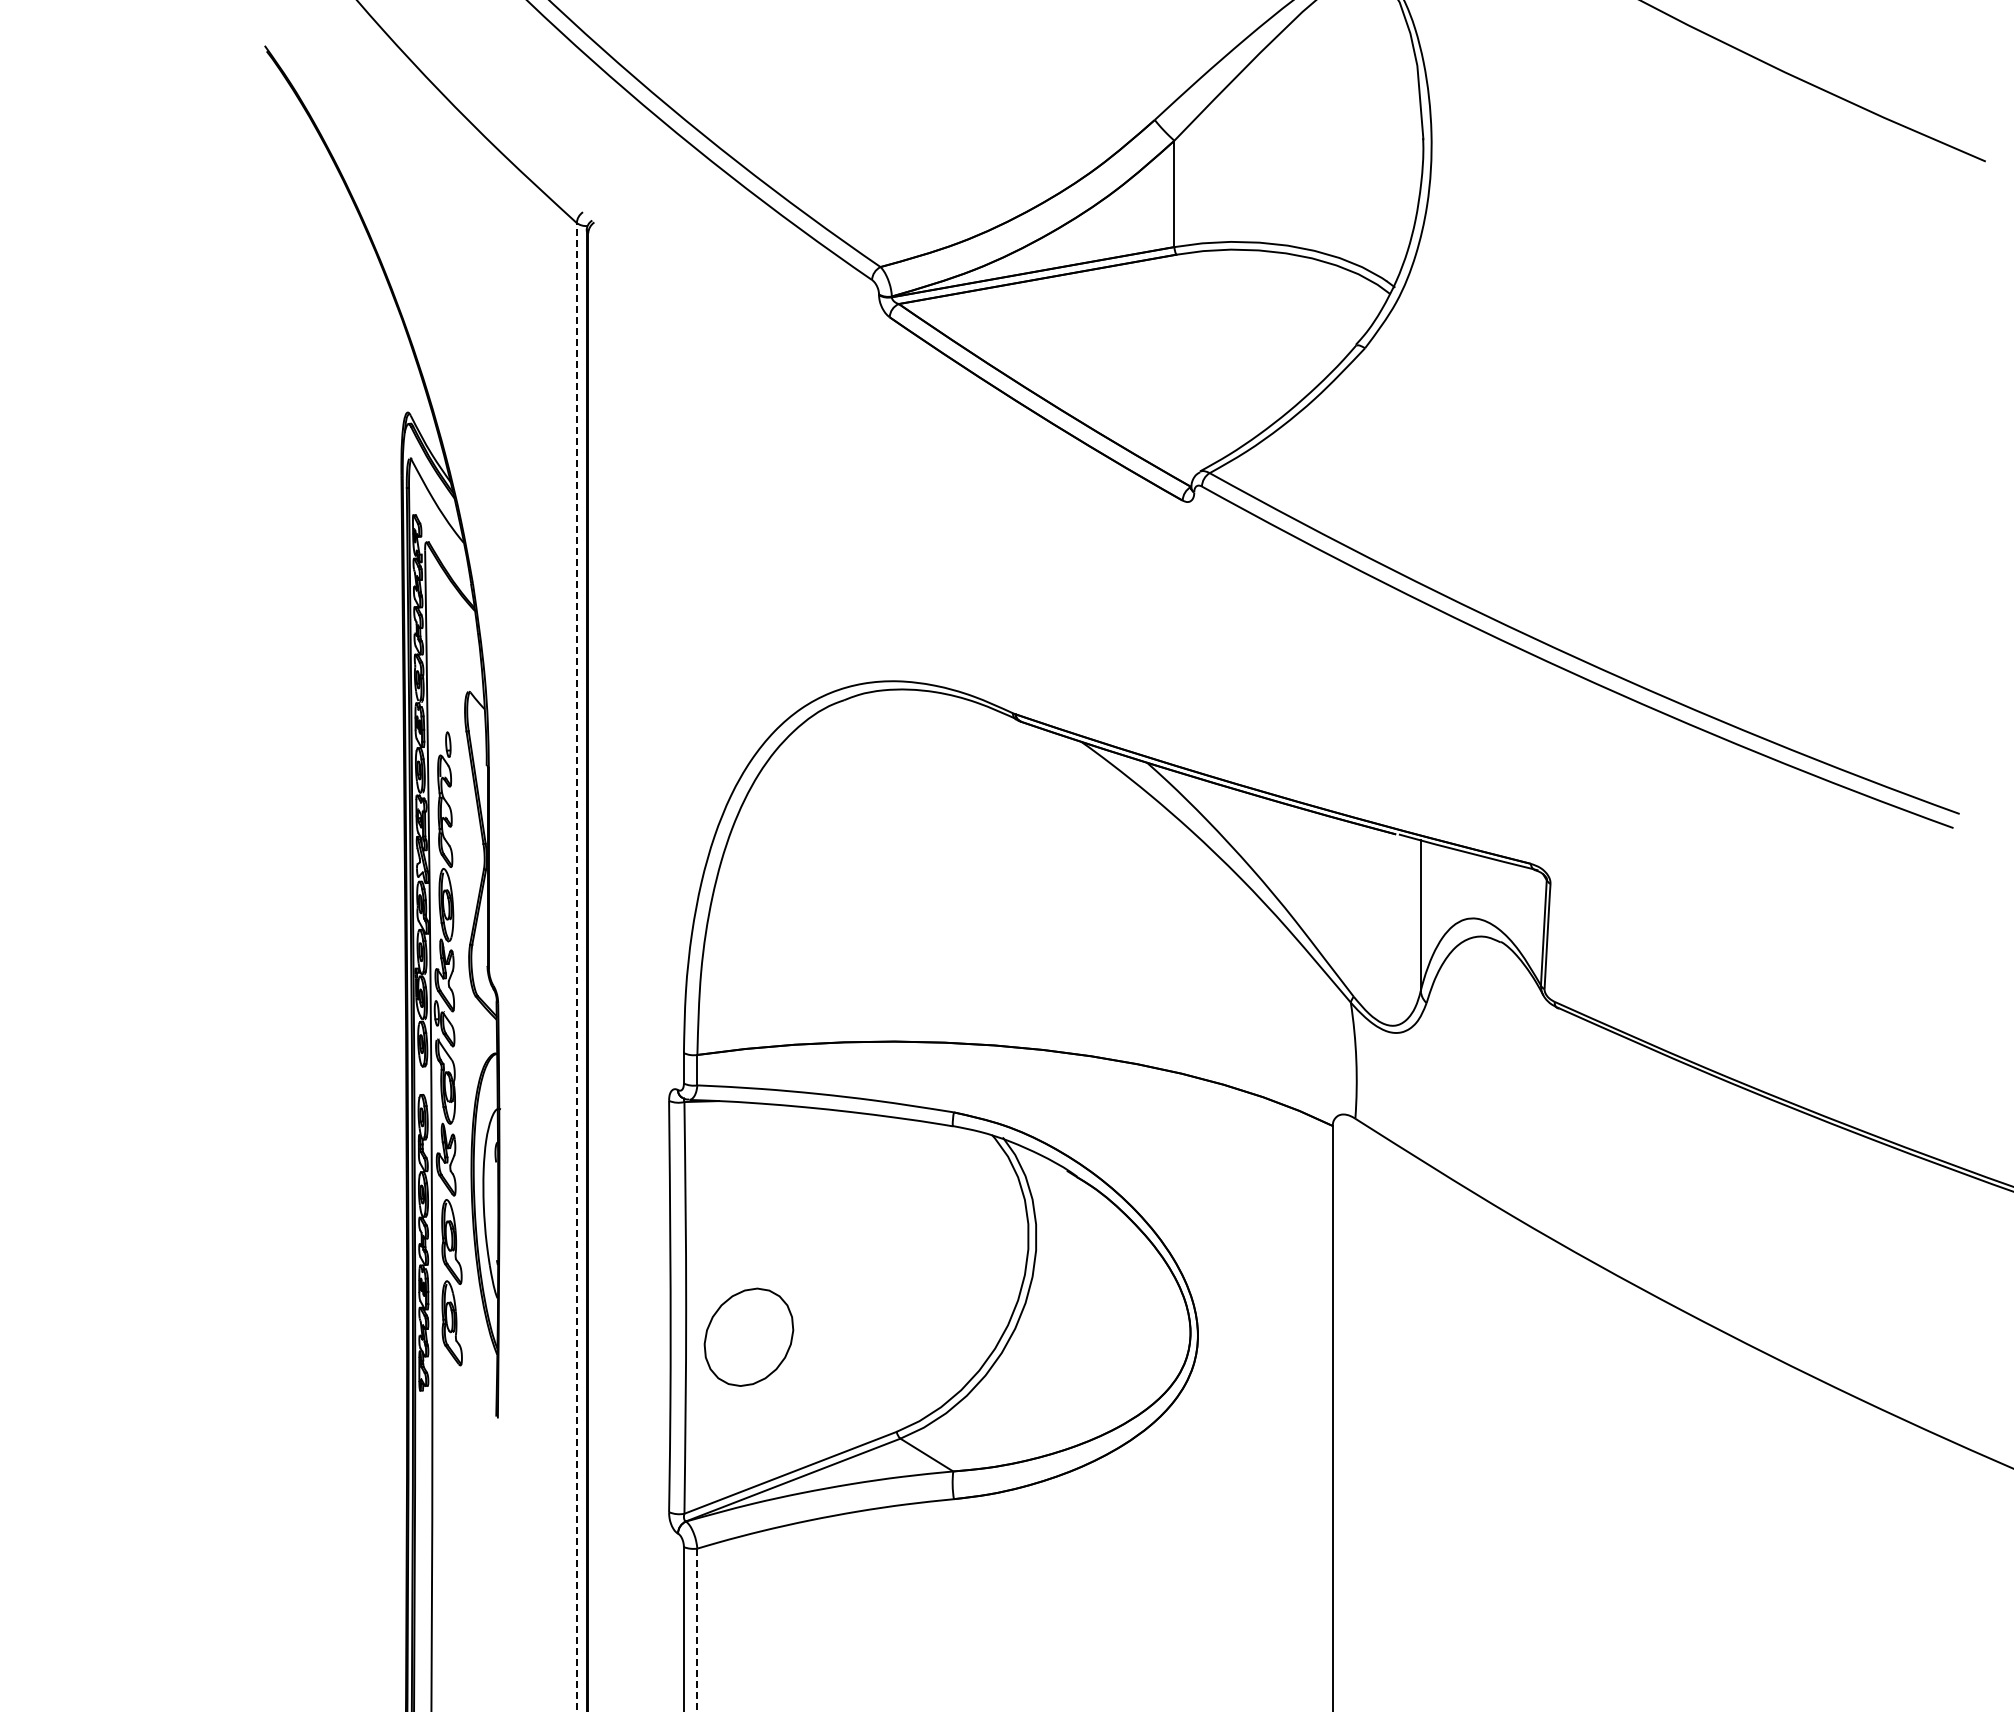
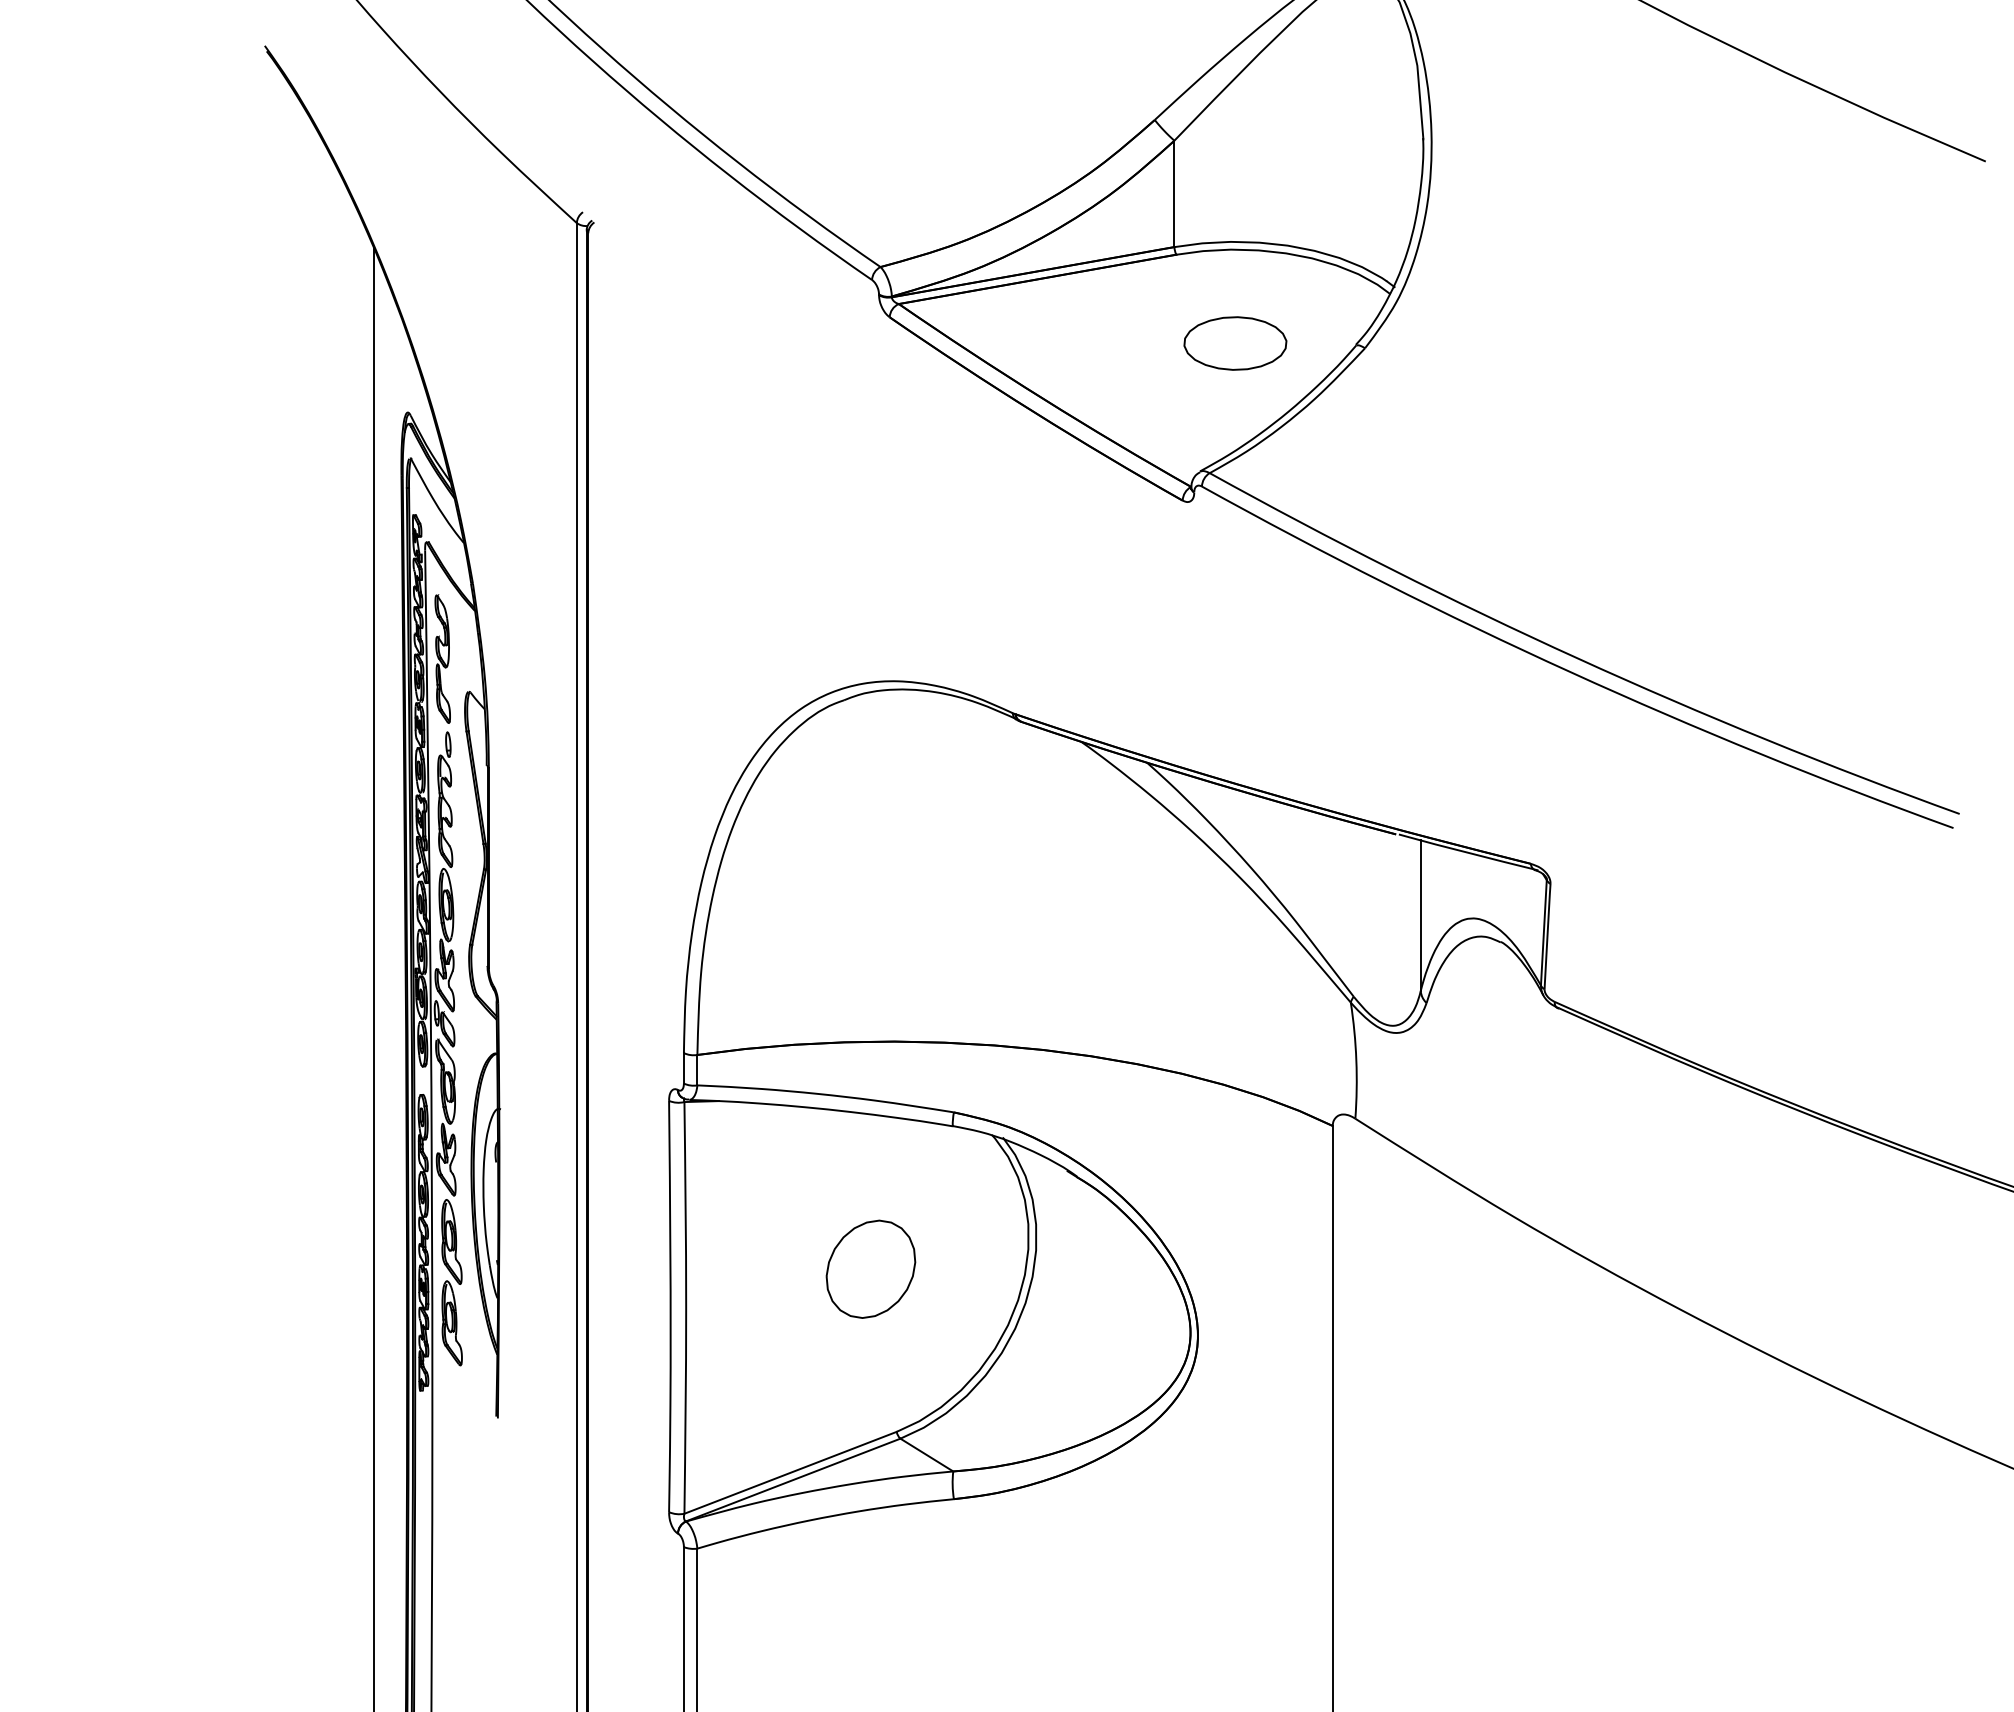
part: none -> present (1235, 343)
part: none -> present (442, 658)
line: dashed -> solid (576, 966)
line: none -> present (374, 978)
part position: (748, 1336) -> (870, 1268) (870, 1268)
line: dashed -> solid (697, 1630)
